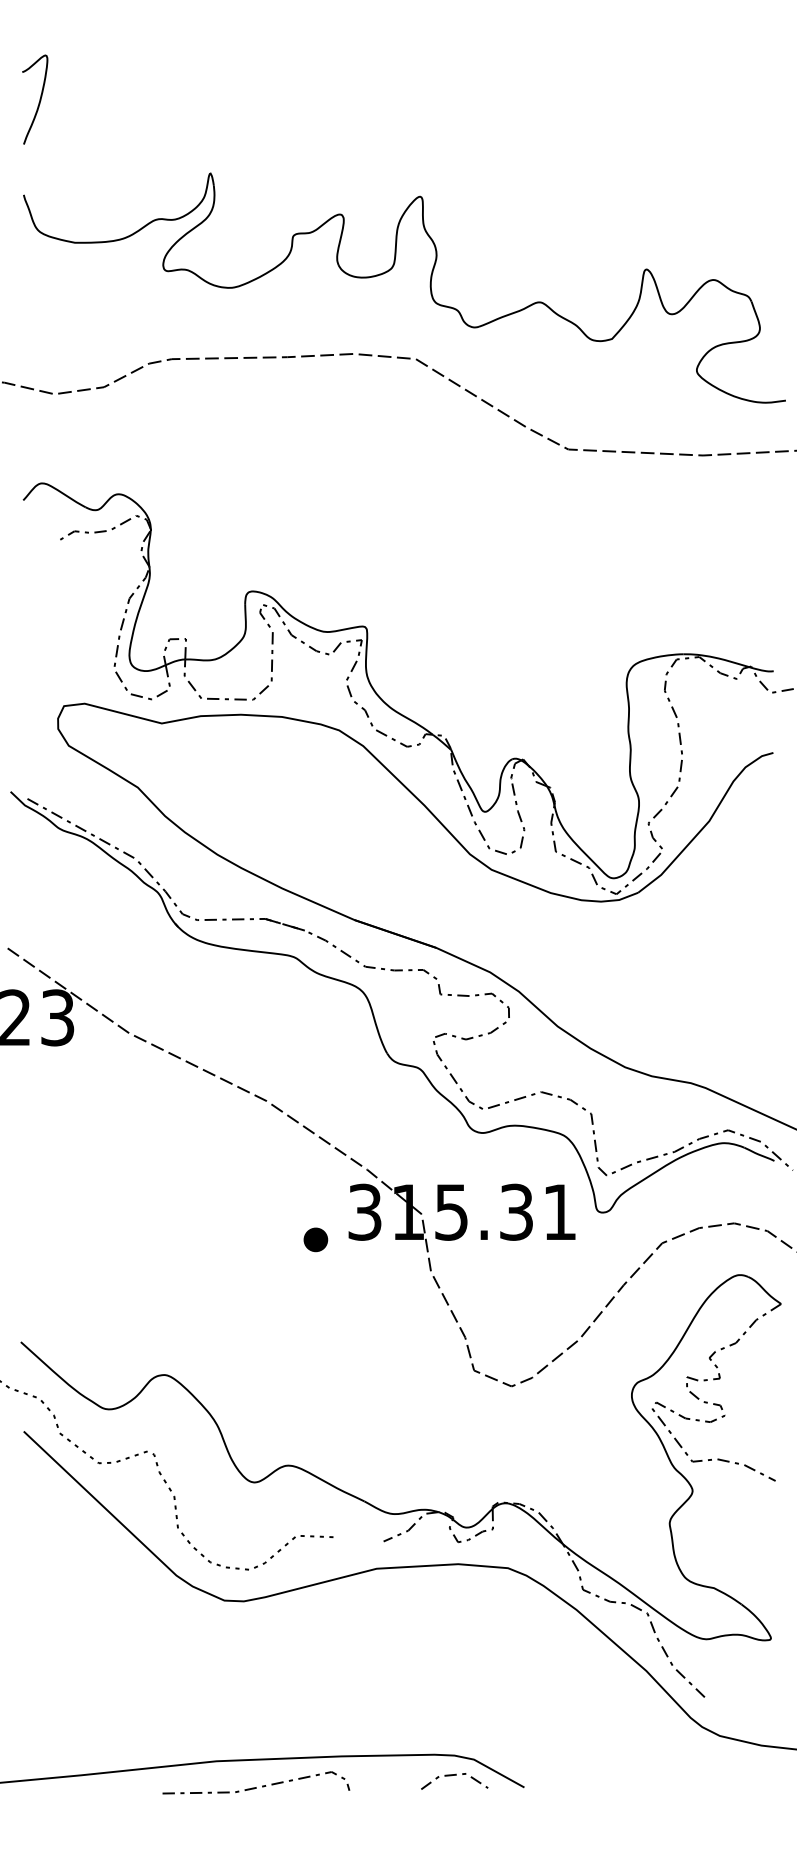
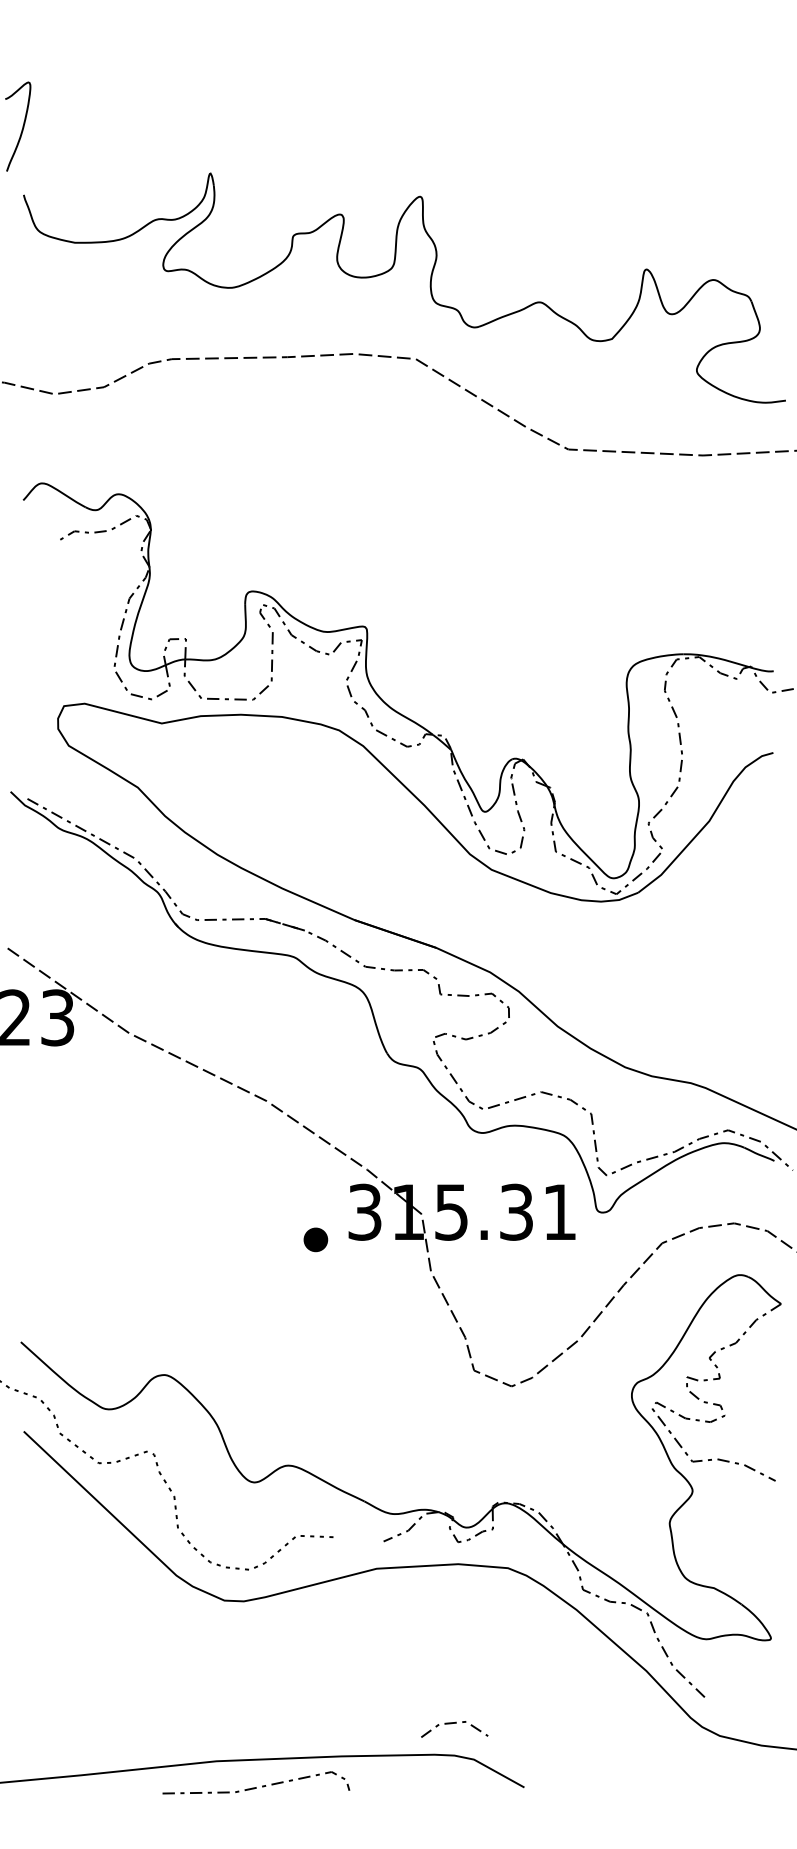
curve position: (39, 99) -> (22, 126) (22, 126)
line position: (451, 1776) -> (451, 1724) (451, 1724)
